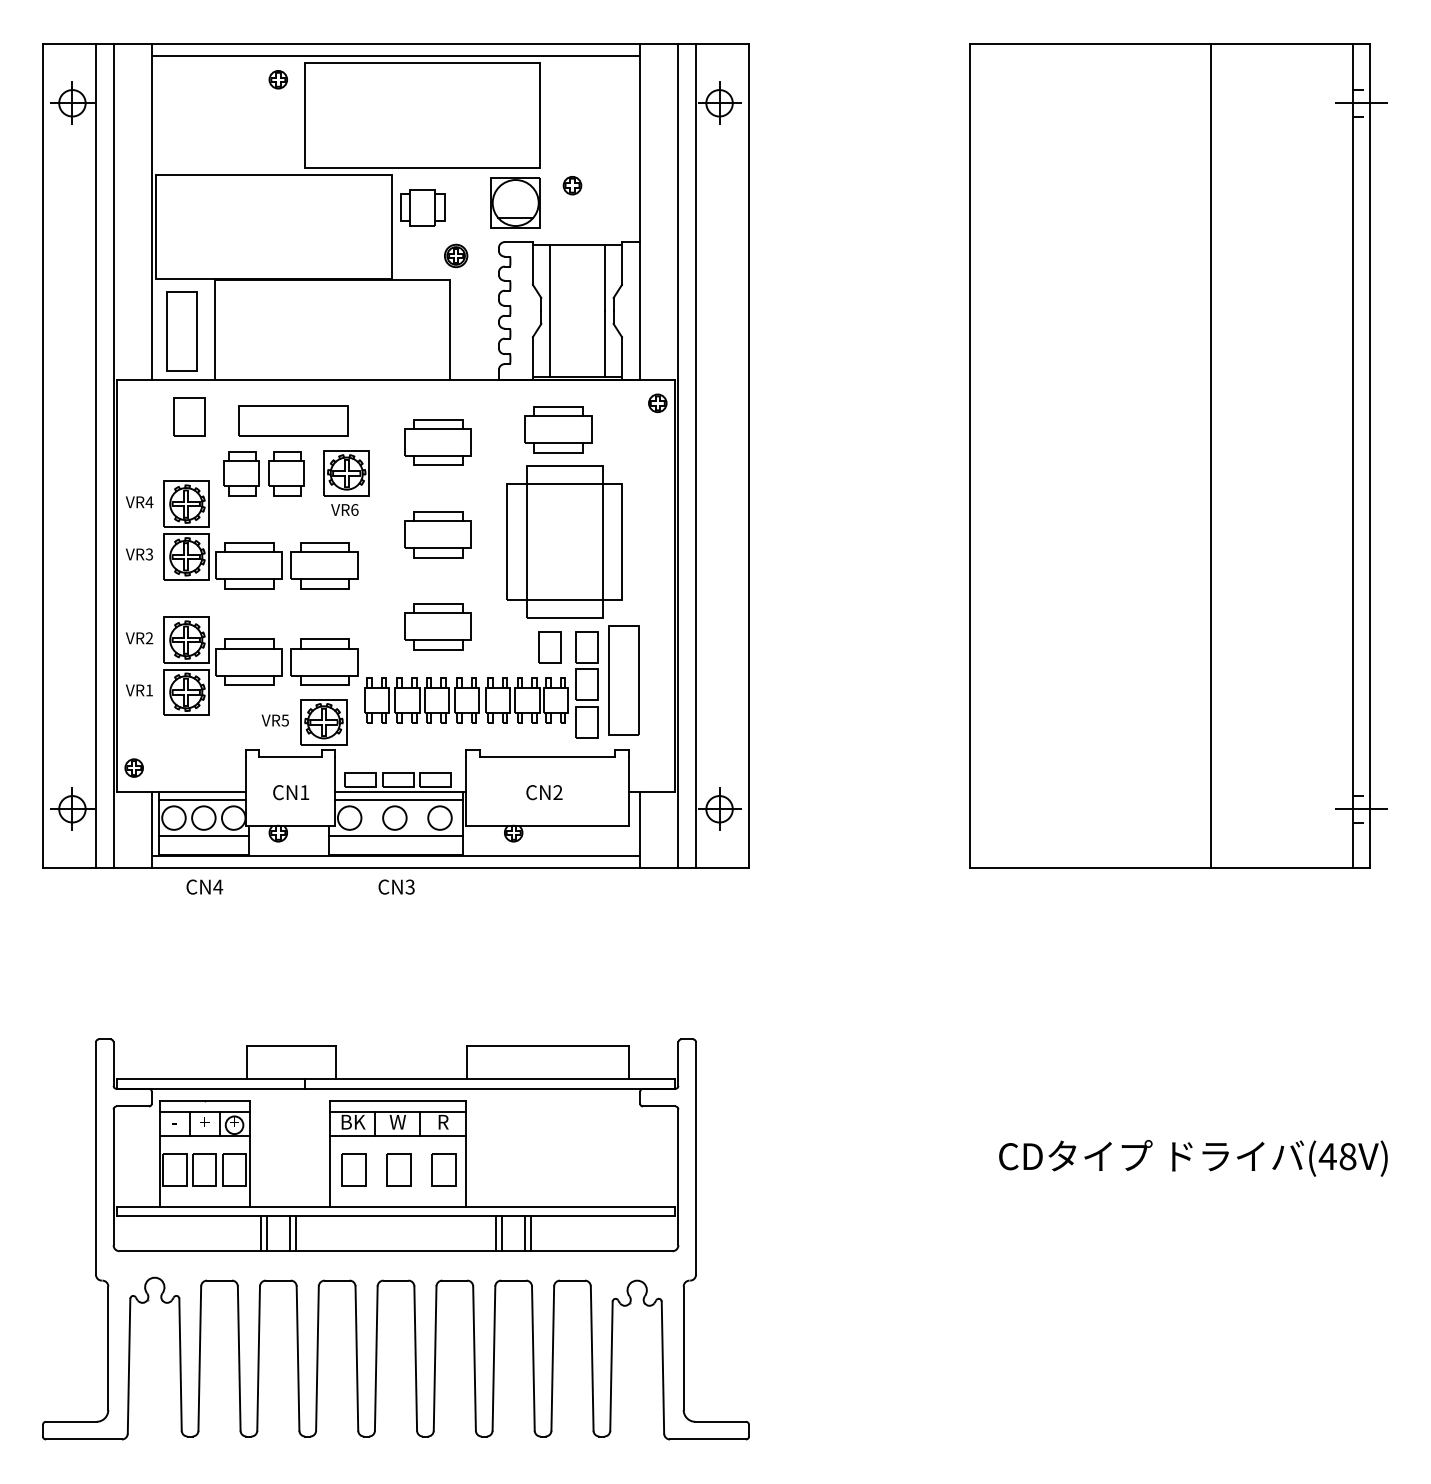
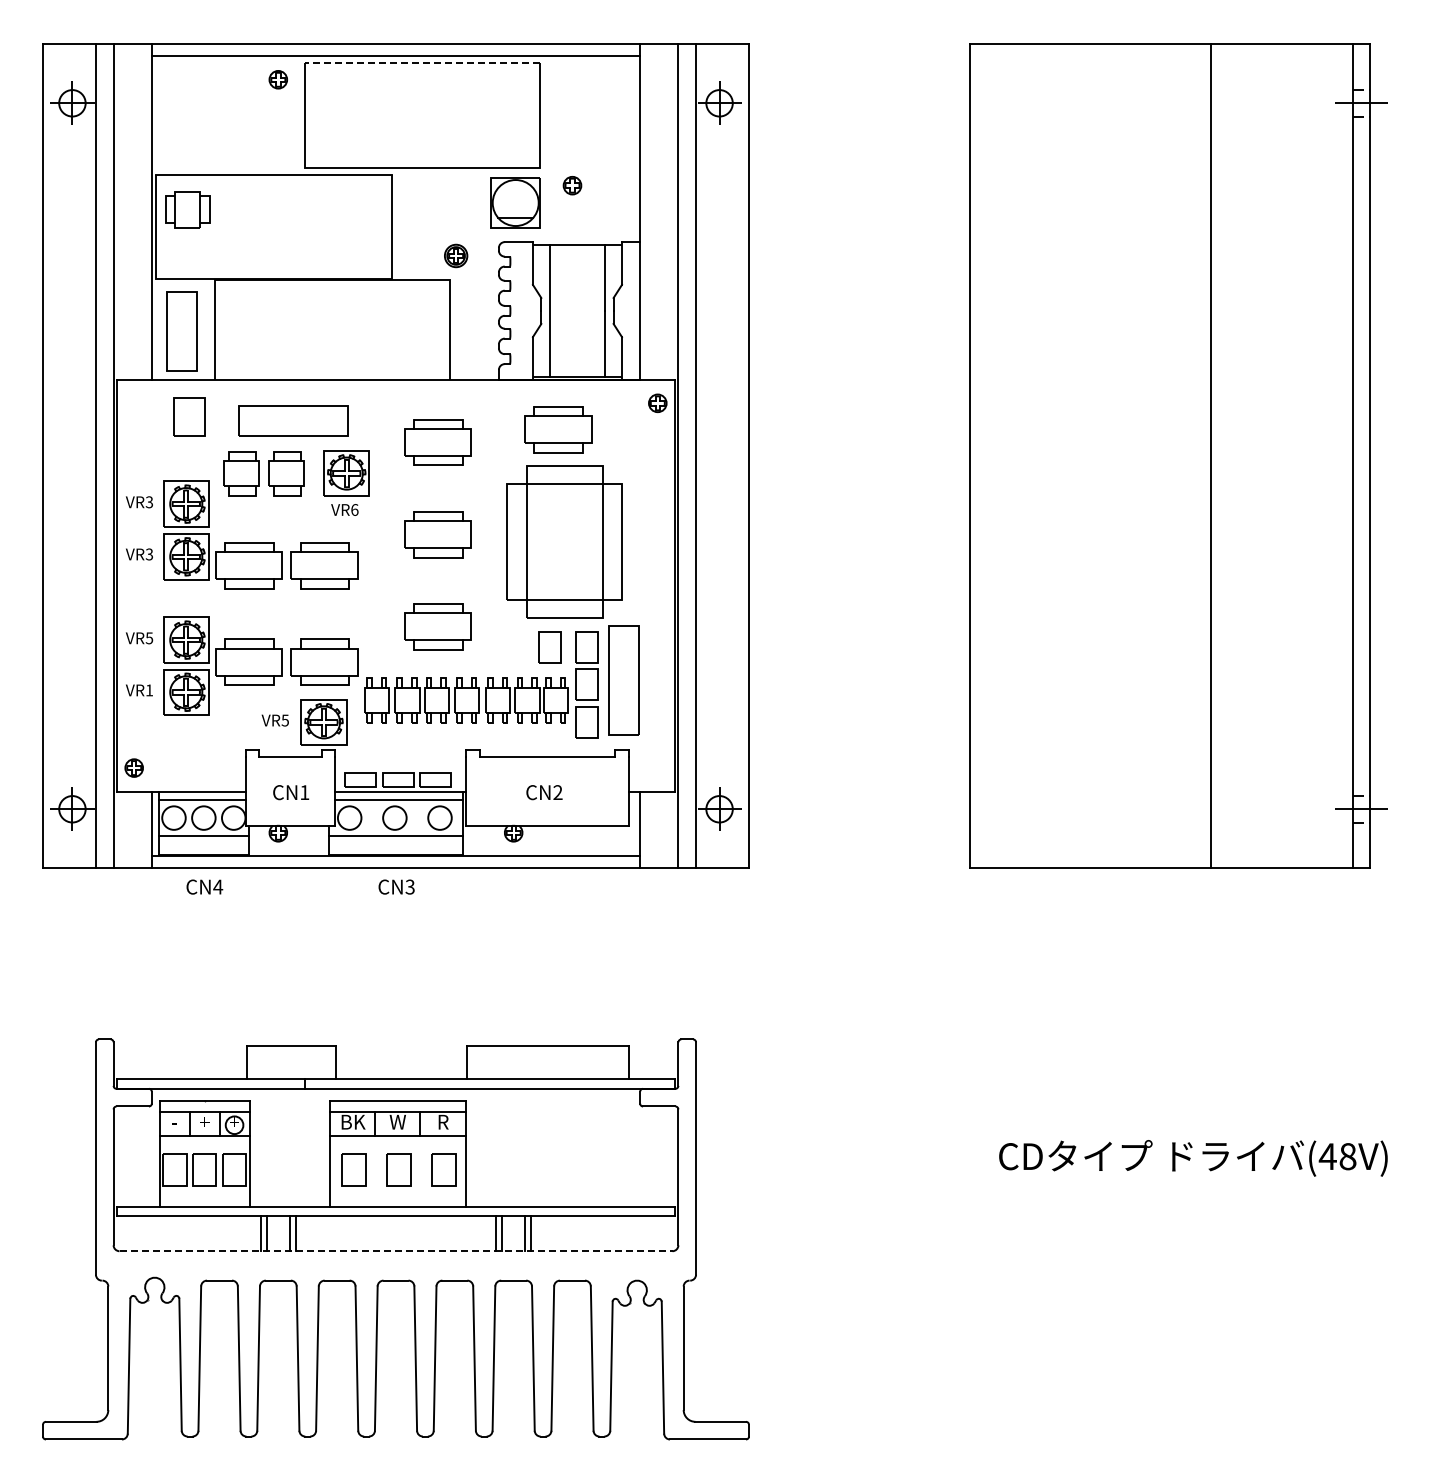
line: solid -> dashed (422, 63)
part position: (422, 207) -> (187, 209) (187, 209)
text: VR4 -> VR3 (149, 502)
text: VR2 -> VR5 (149, 638)
line: solid -> dashed (396, 1251)
